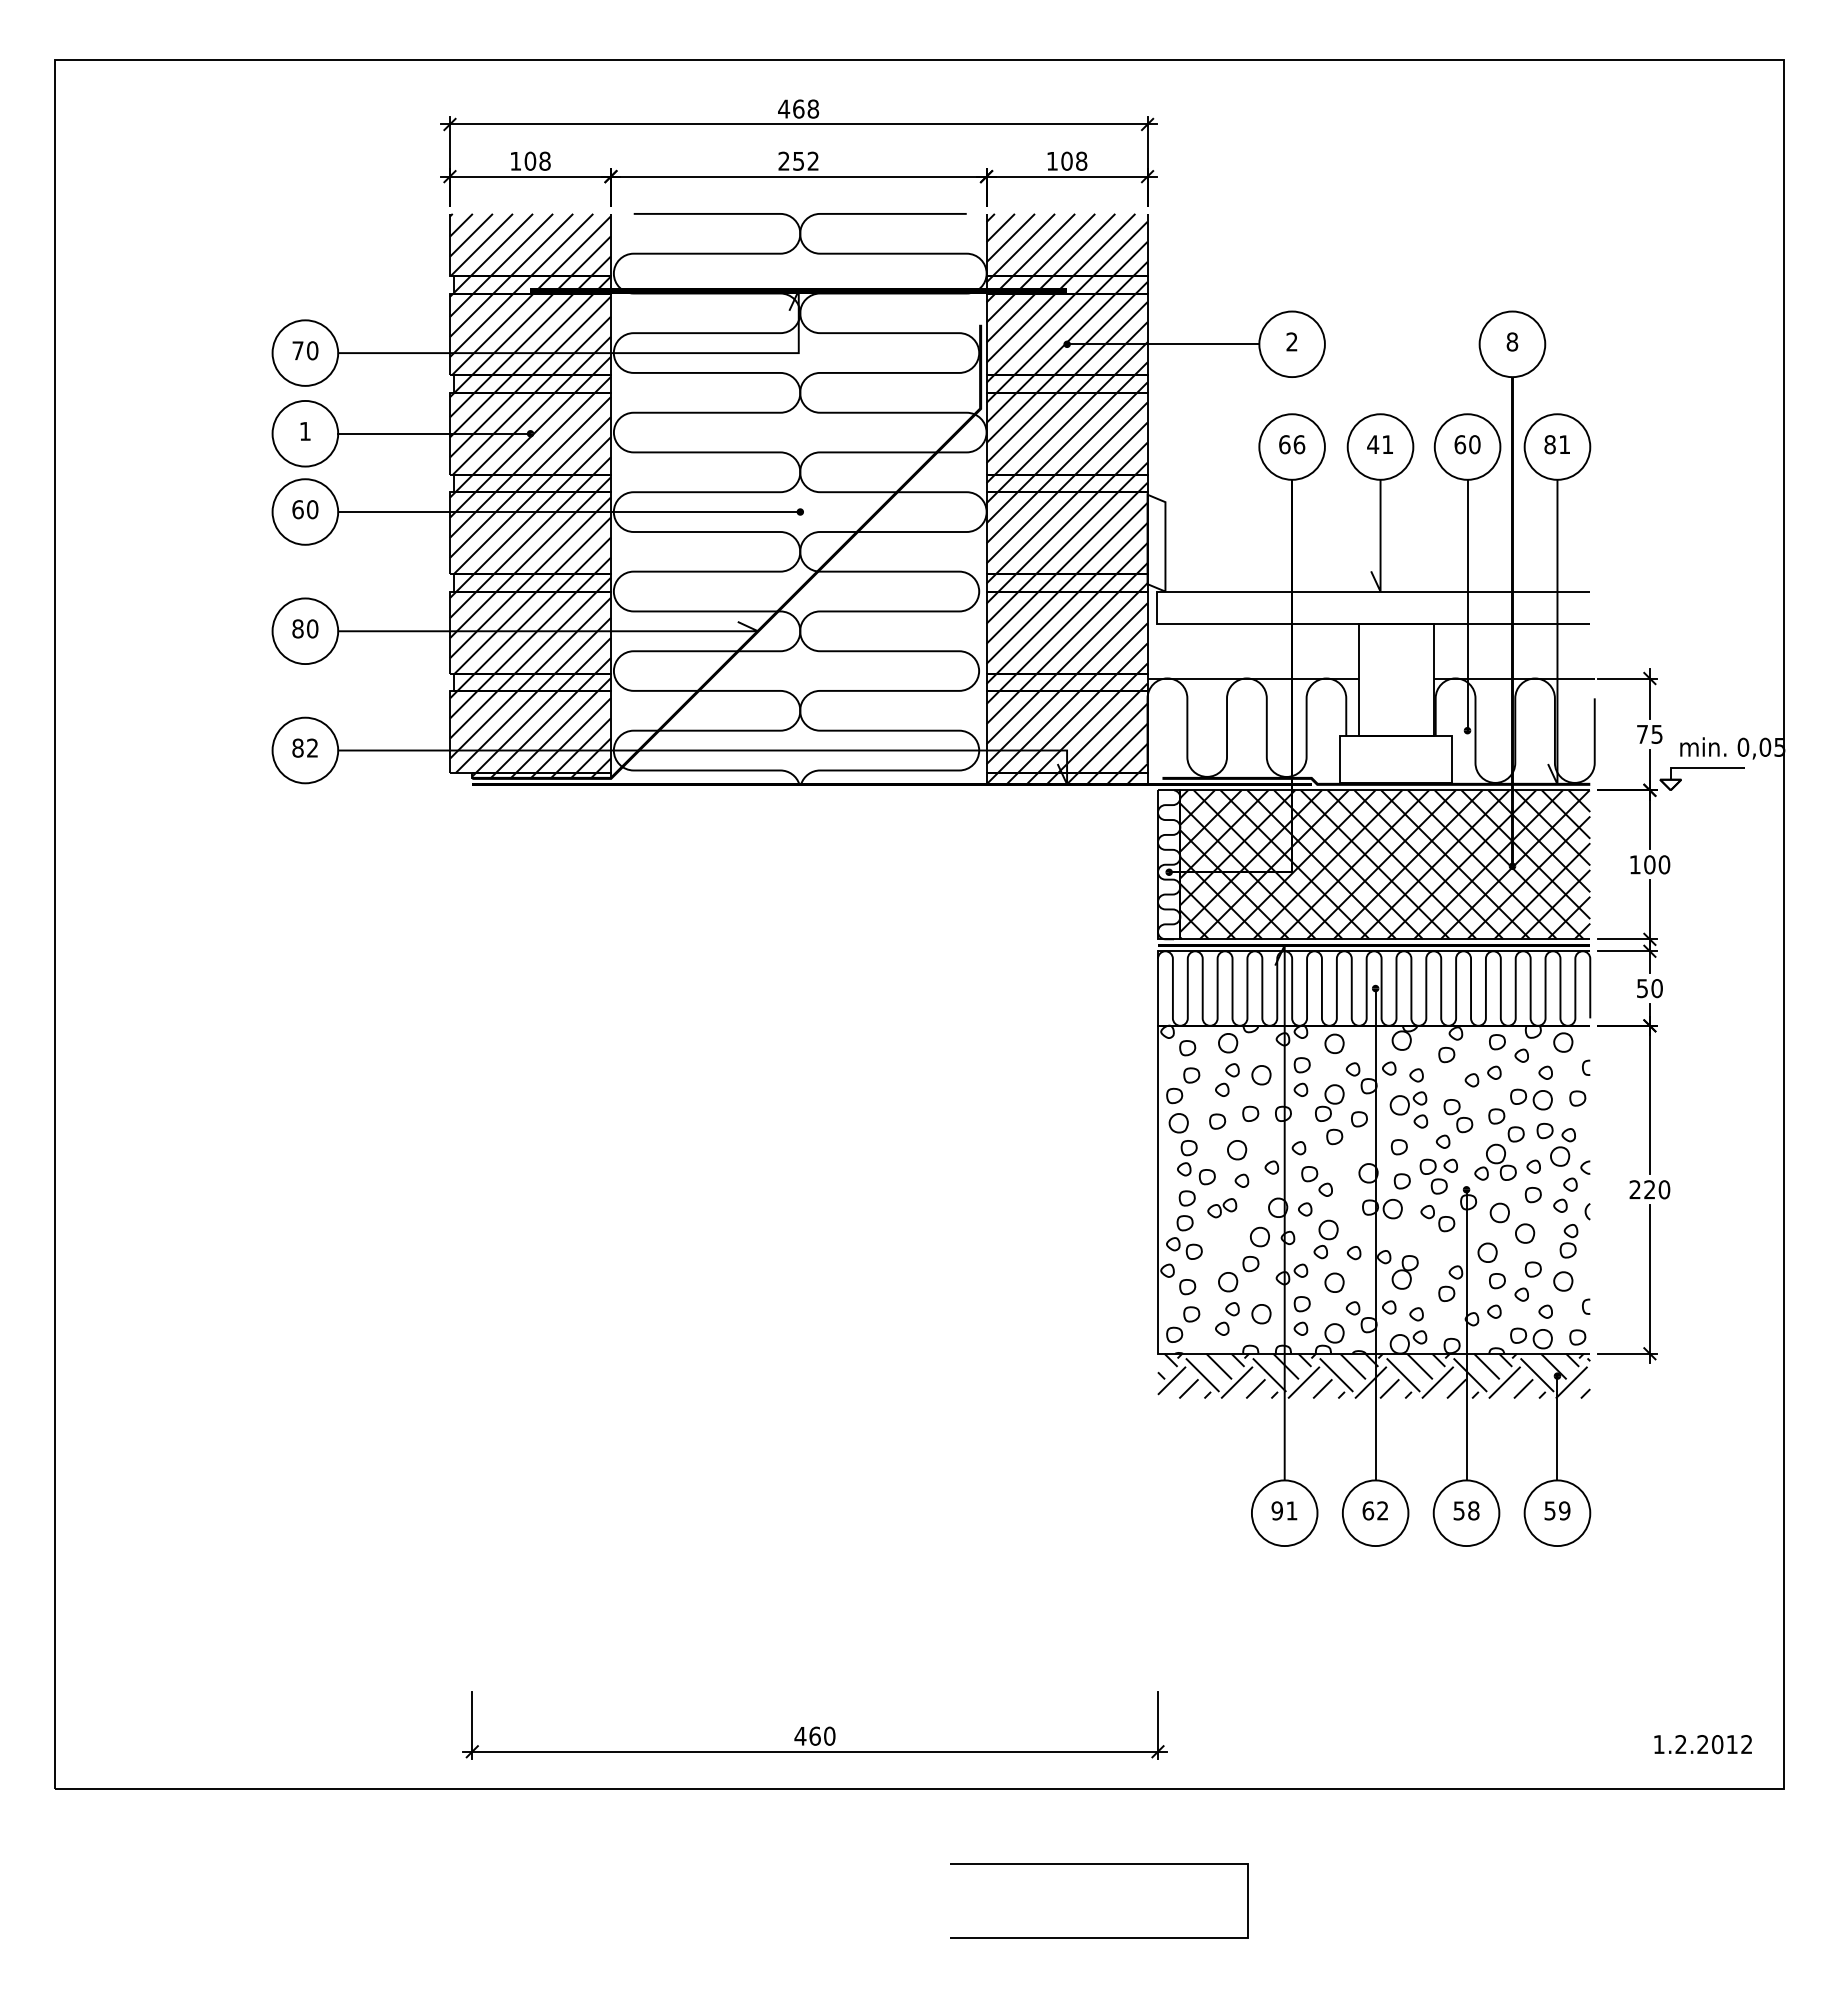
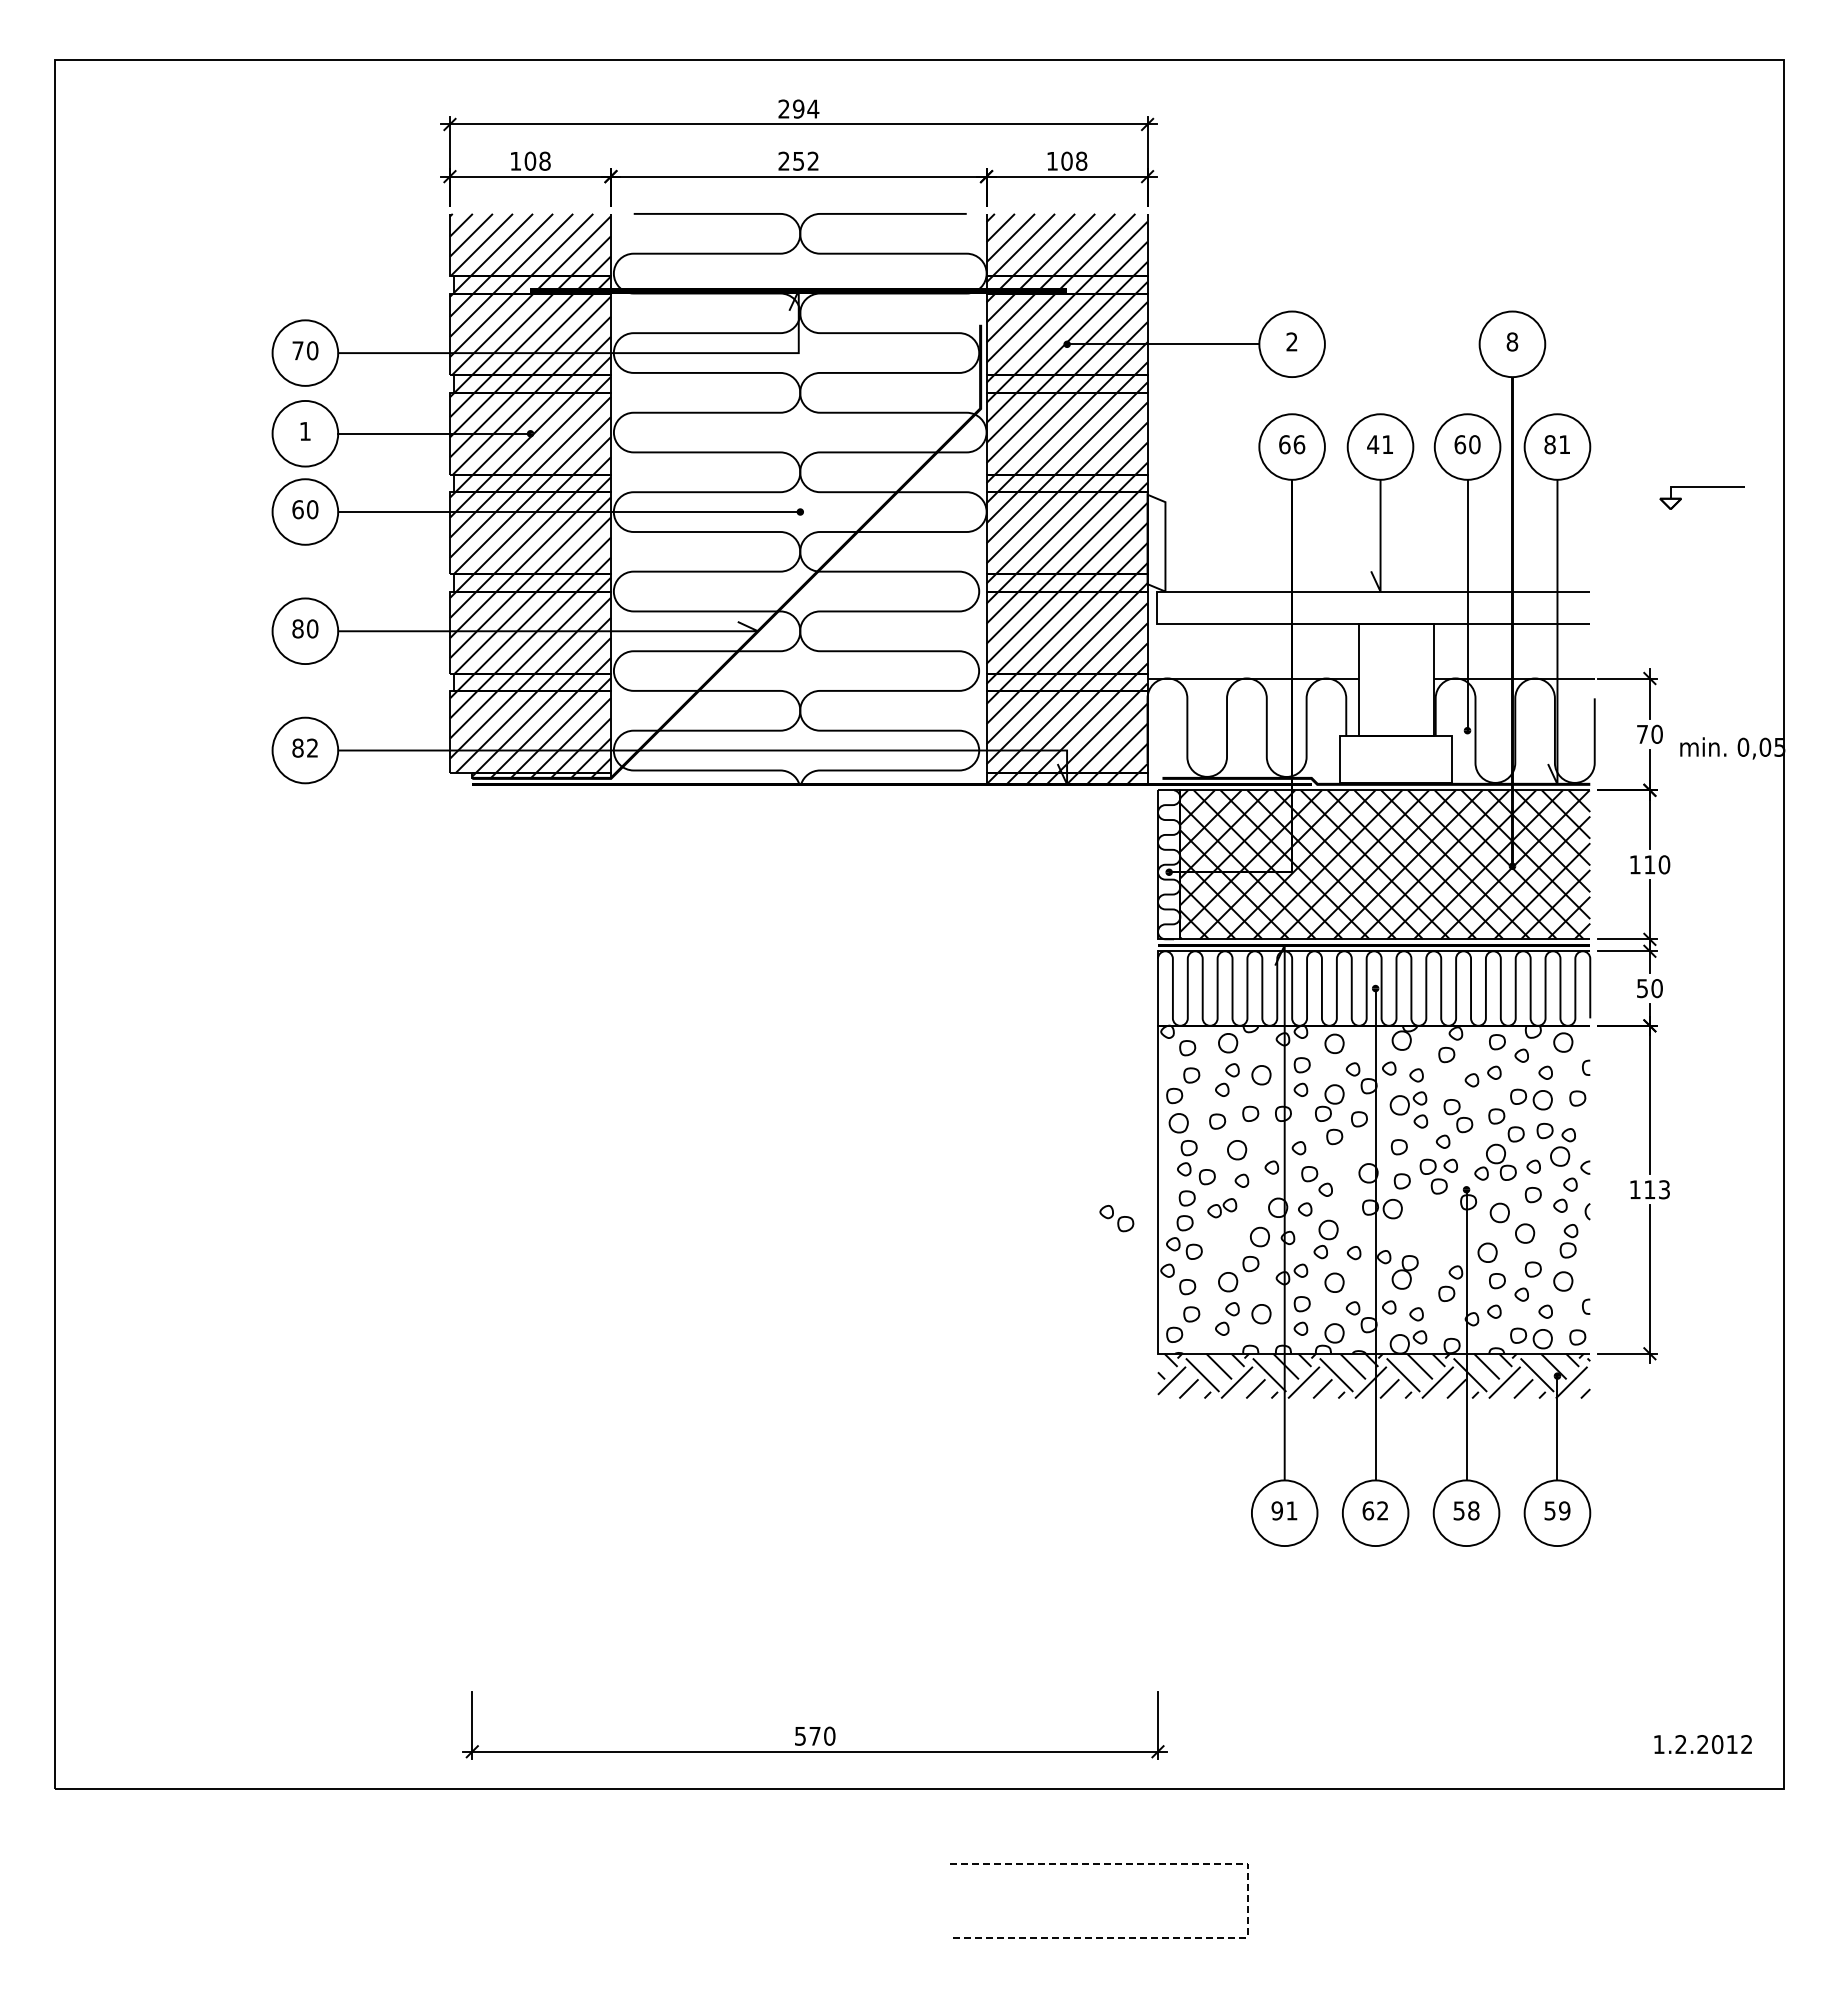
text: 468 -> 294 (798, 108)
text: 75 -> 70 (1656, 733)
part position: (1701, 768) -> (1701, 487) (1701, 487)
text: 100 -> 110 (1649, 864)
text: 220 -> 113 (1649, 1189)
part position: (1437, 1218) -> (1116, 1218) (1116, 1218)
text: 460 -> 570 (807, 1735)
line: solid -> dashed (1247, 1901)
